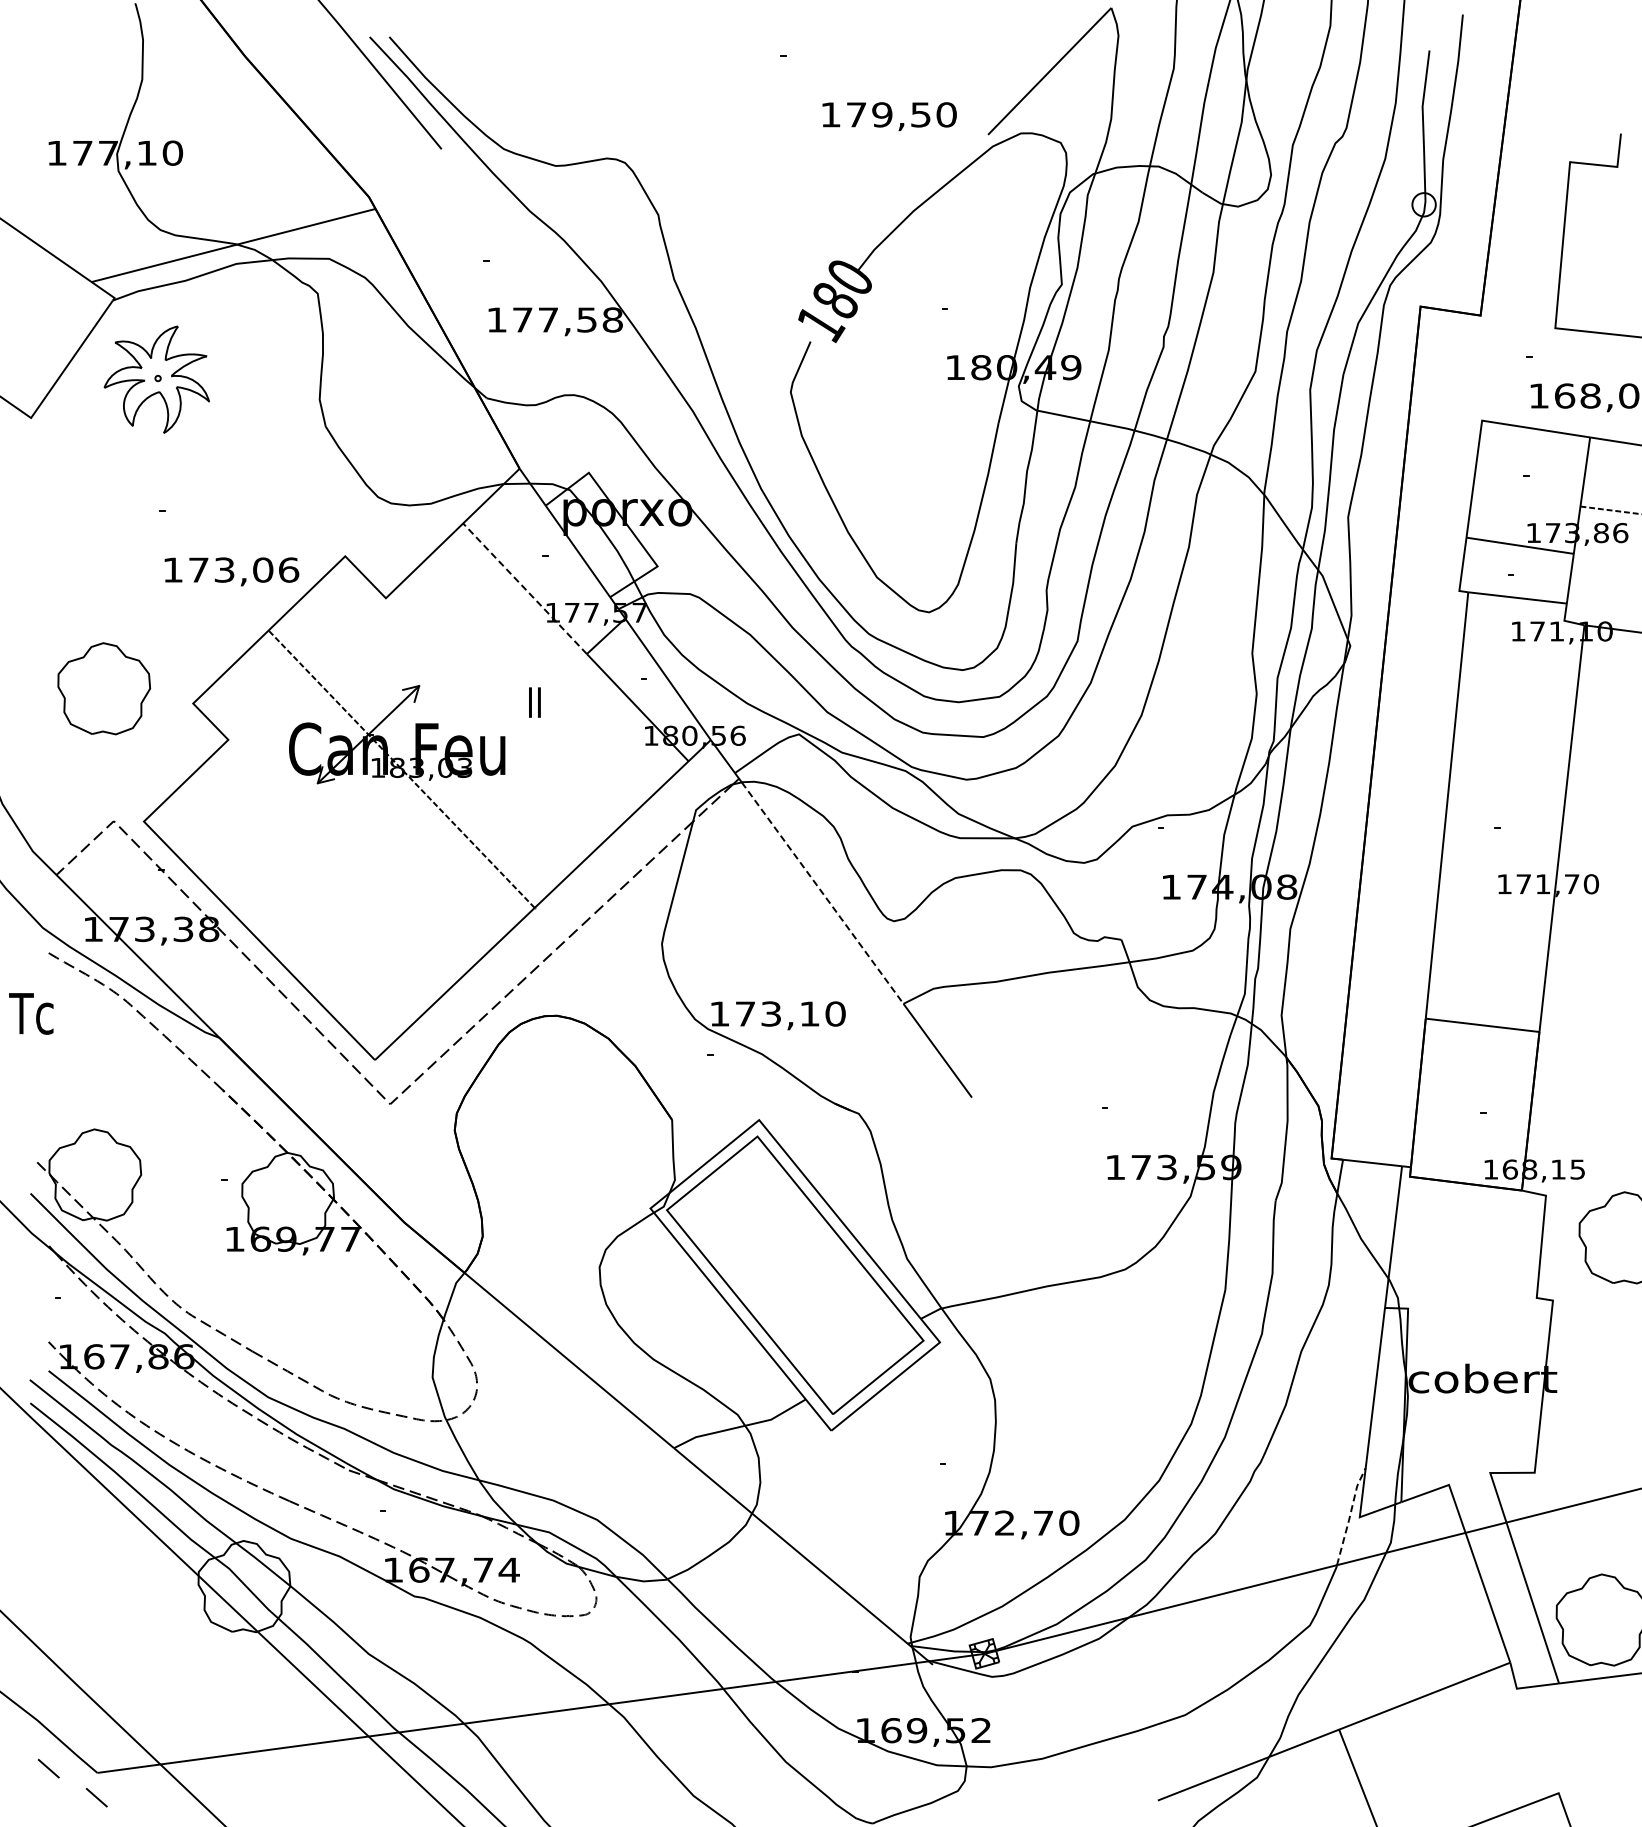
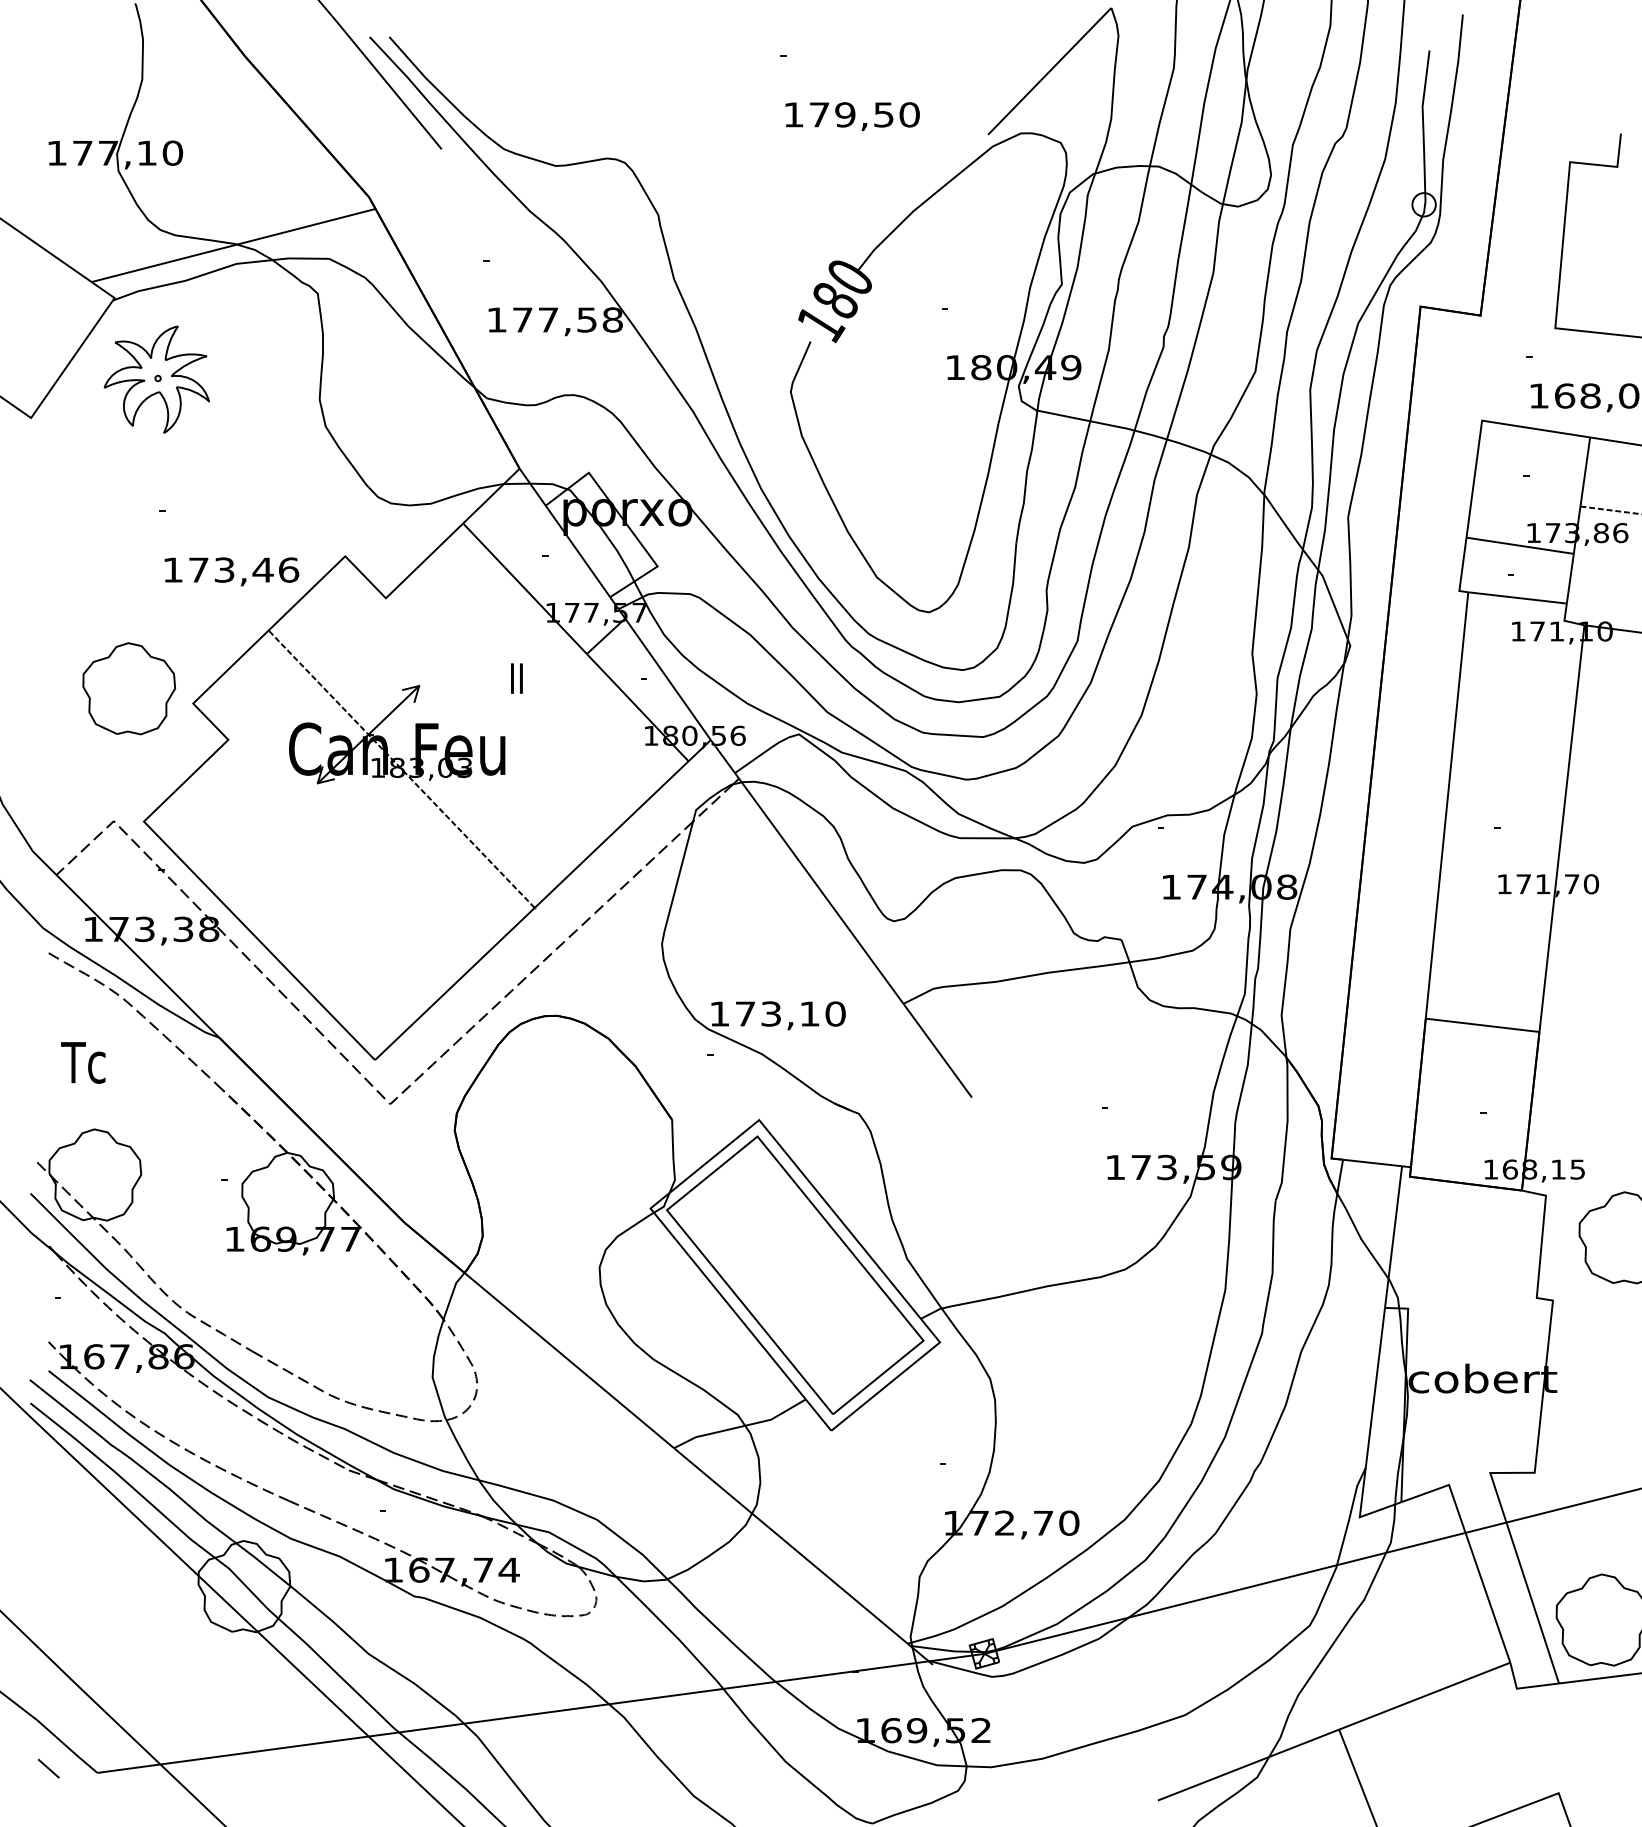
text position: (889, 116) -> (852, 116) (852, 116)
text: 173,06 -> 173,46 (262, 569)
line: dashed -> solid (525, 588)
part position: (104, 688) -> (129, 688) (129, 688)
text position: (534, 702) -> (516, 678) (516, 678)
line: dashed -> solid (822, 893)
text position: (31, 1013) -> (83, 1062) (83, 1062)
line: dashed -> solid (1350, 1515)
line: present -> none (96, 1797)
